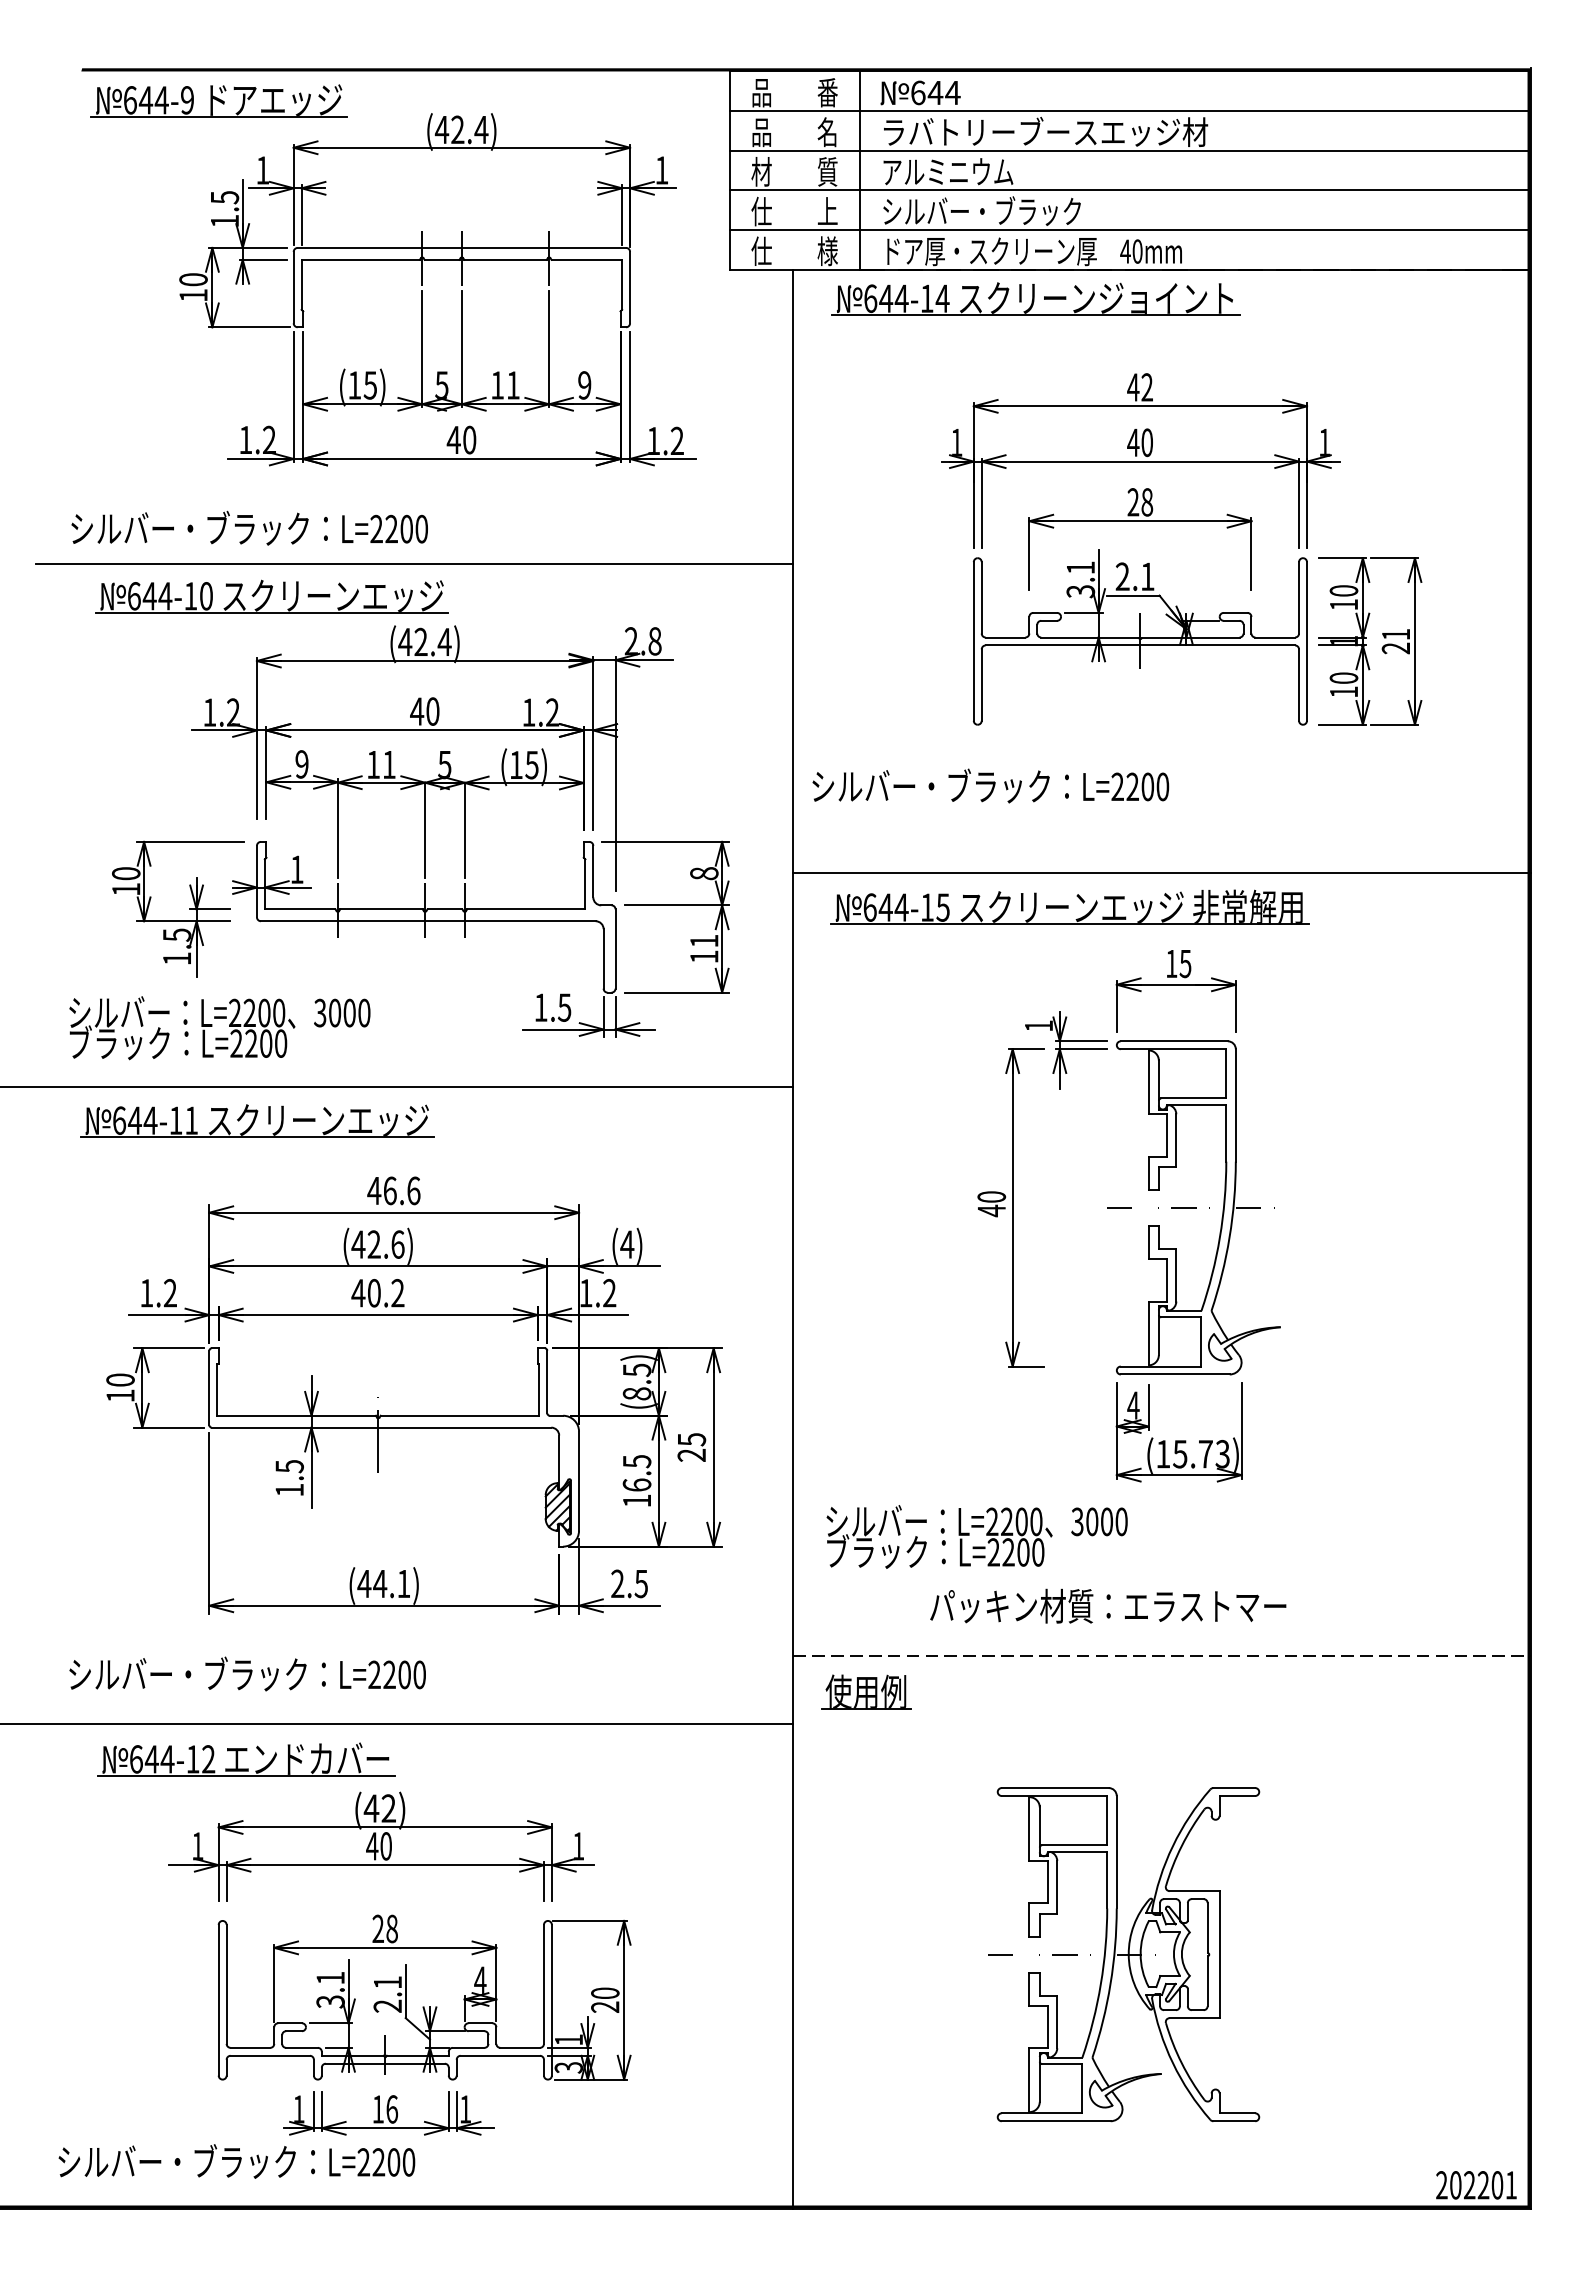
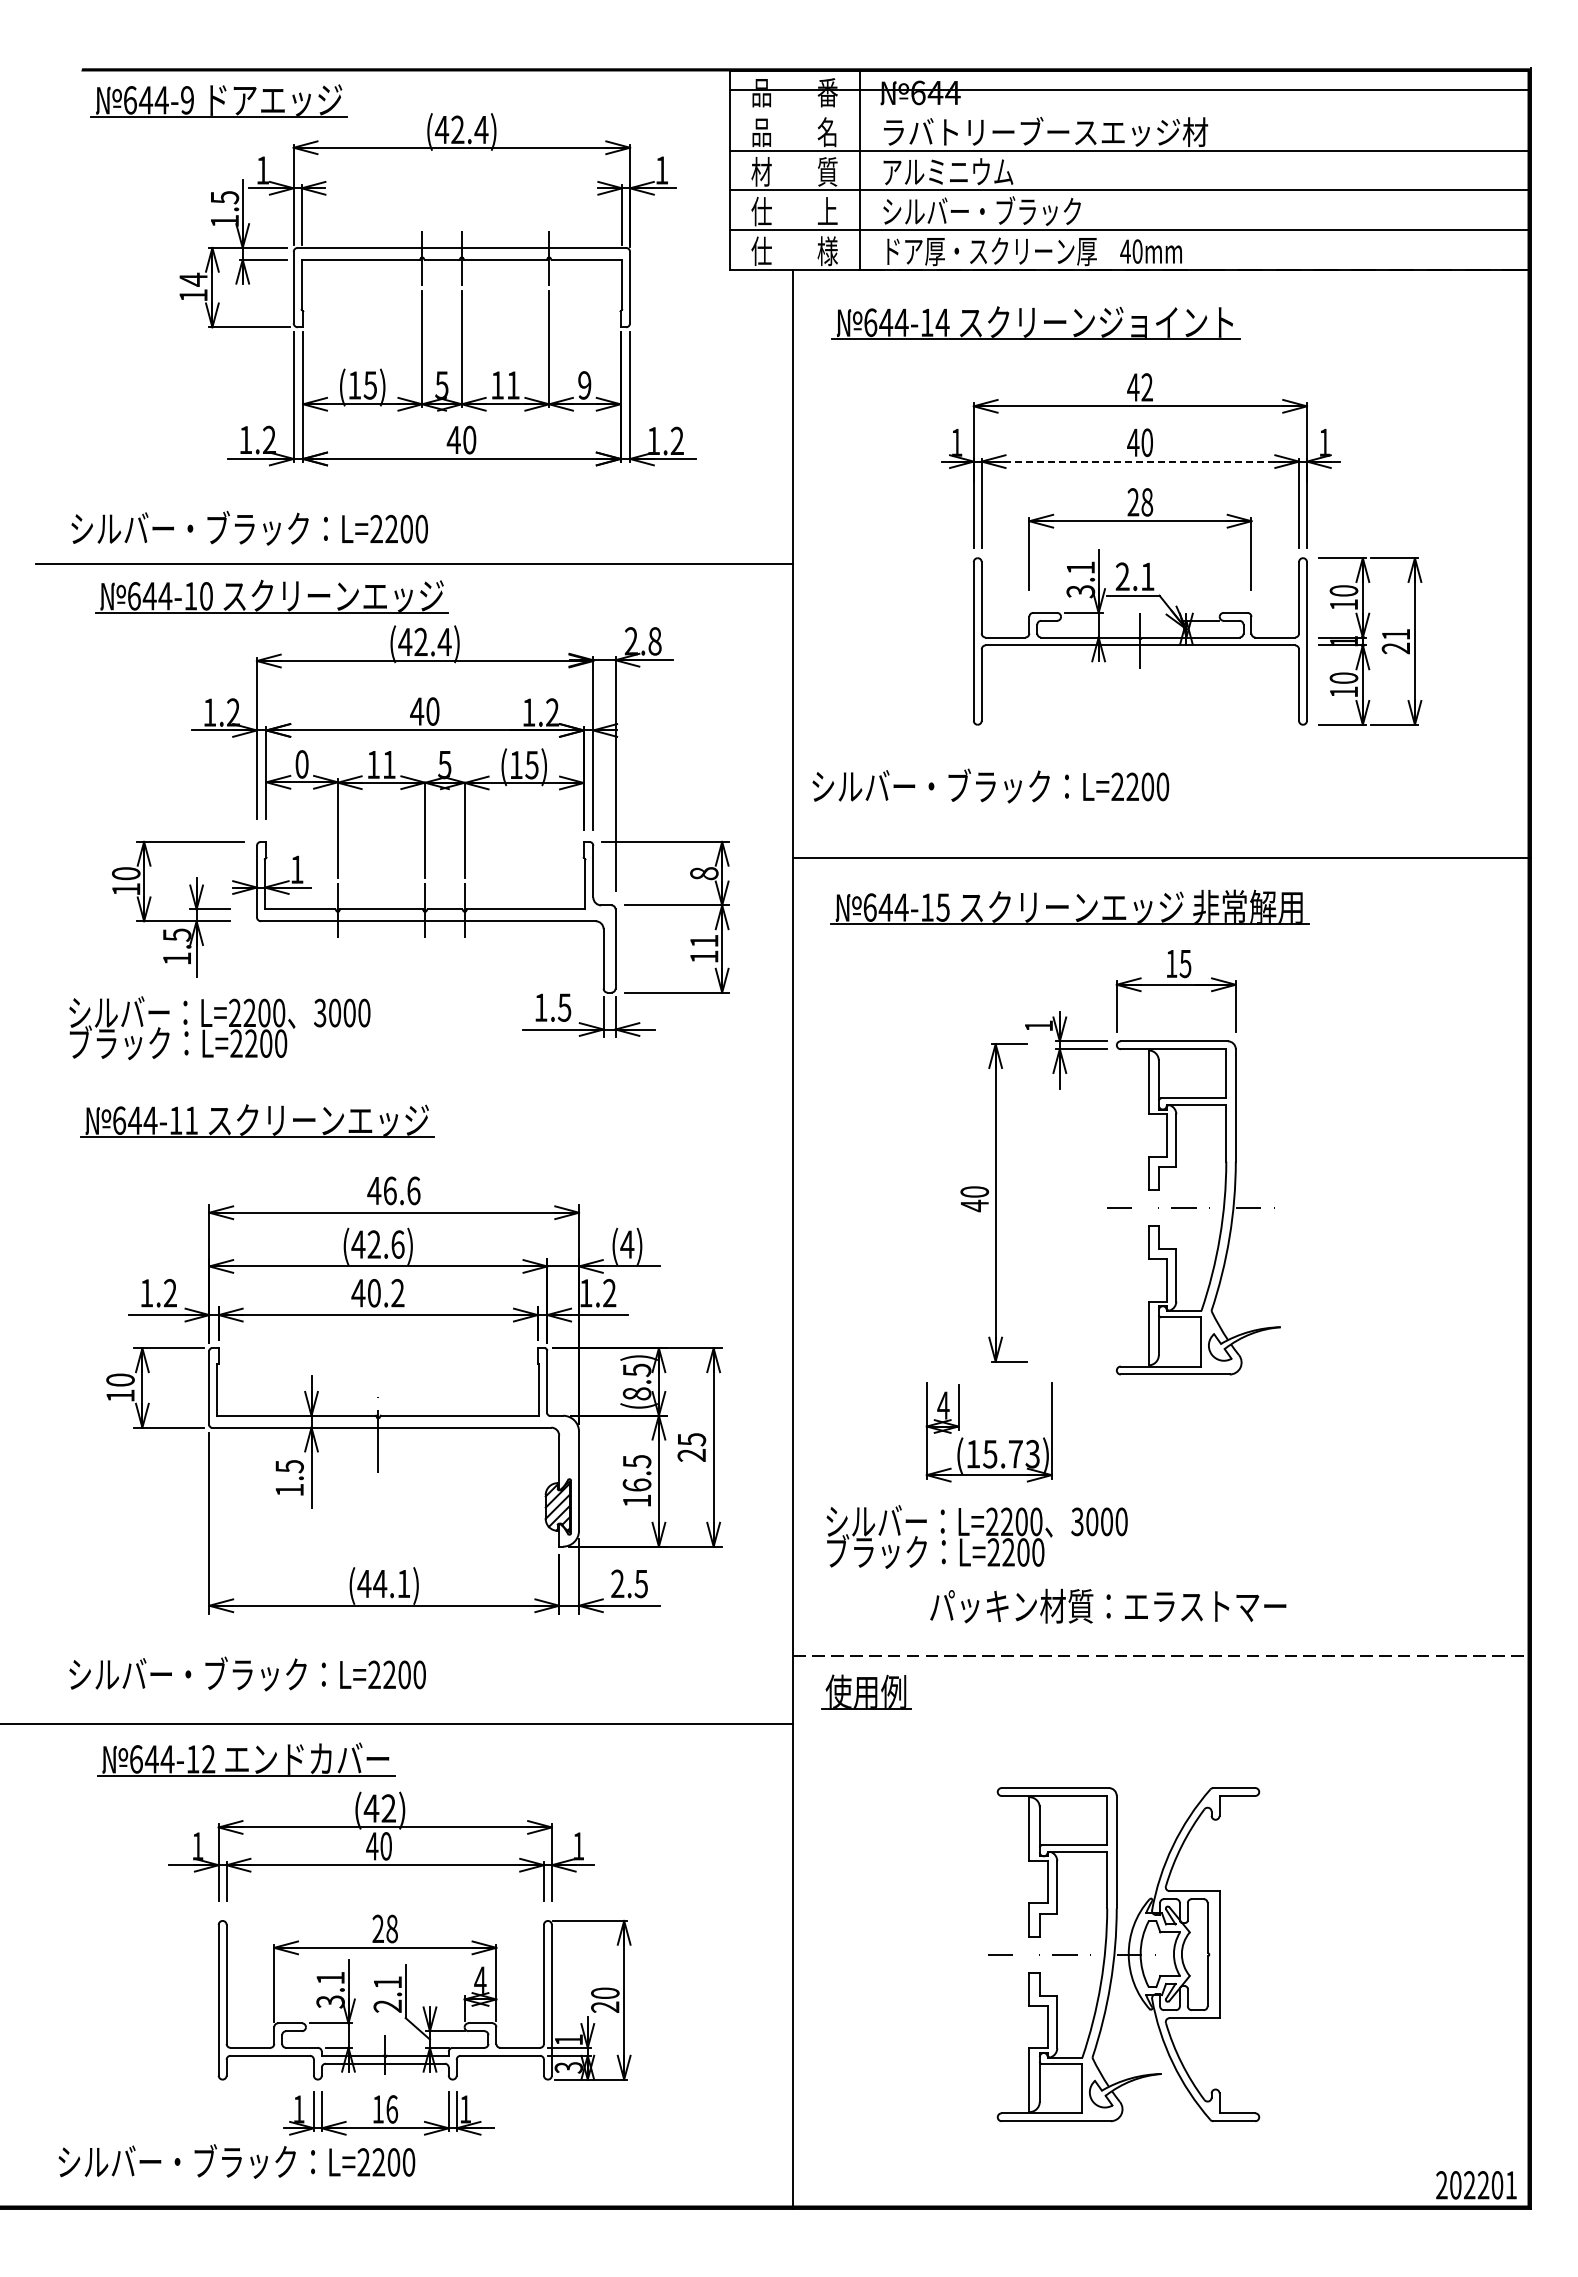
line position: (1128, 111) -> (1128, 90) (1128, 90)
text: 10 -> 14 (193, 279)
part position: (1035, 298) -> (1035, 322) (1035, 322)
line: solid -> dashed (1140, 461)
text: 9 -> 0 (301, 764)
line position: (1161, 873) -> (1161, 858) (1161, 858)
line: present -> none (397, 1086)
part position: (1010, 1207) -> (993, 1202) (993, 1202)
part position: (1178, 1440) -> (988, 1440) (988, 1440)
